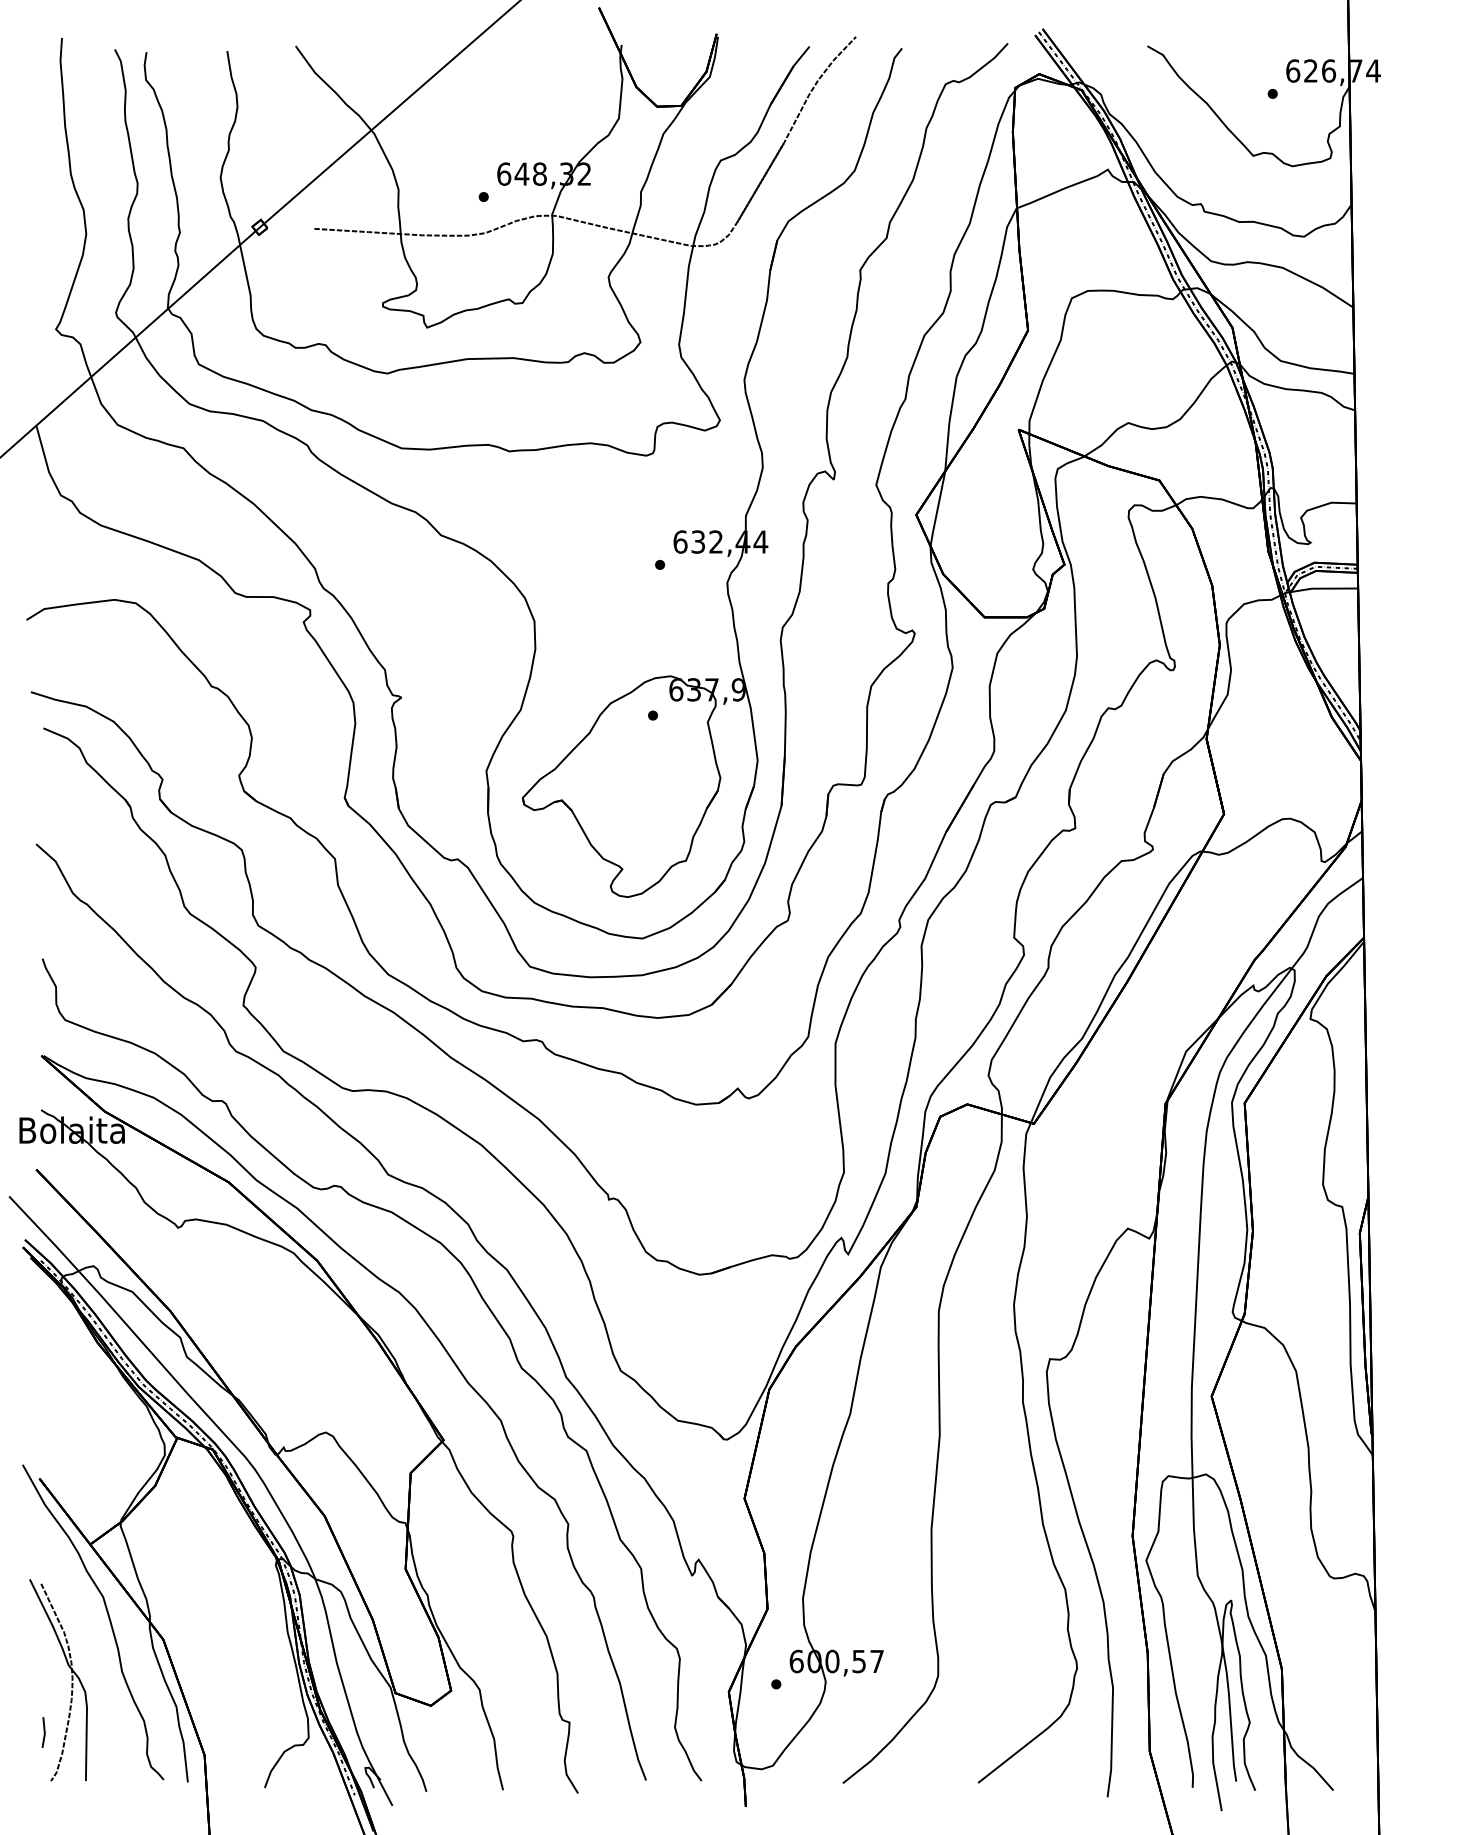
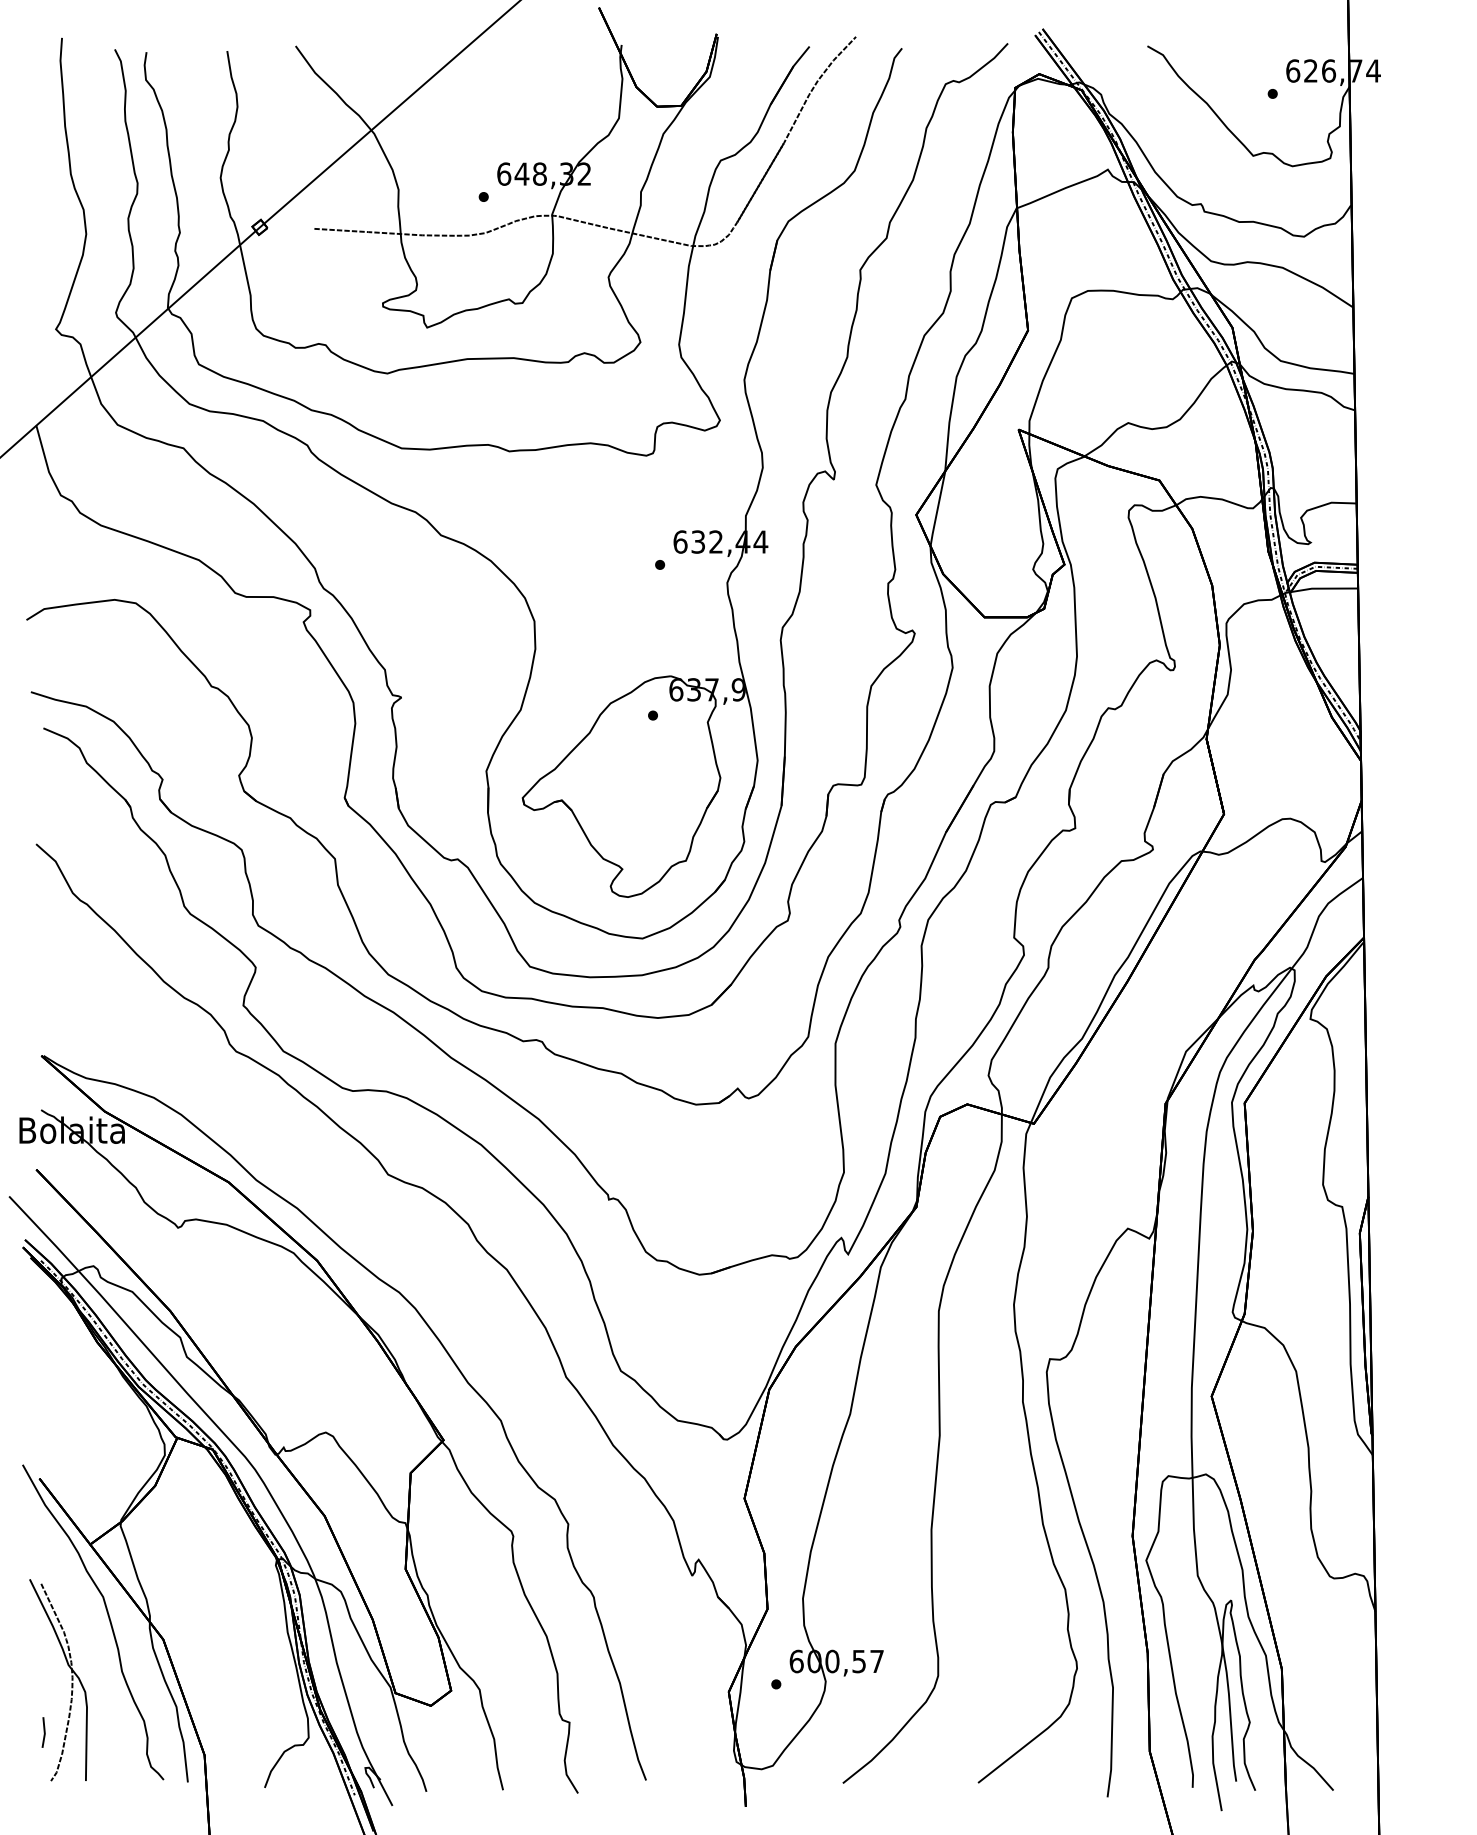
curve: present -> none (480, 1297)
